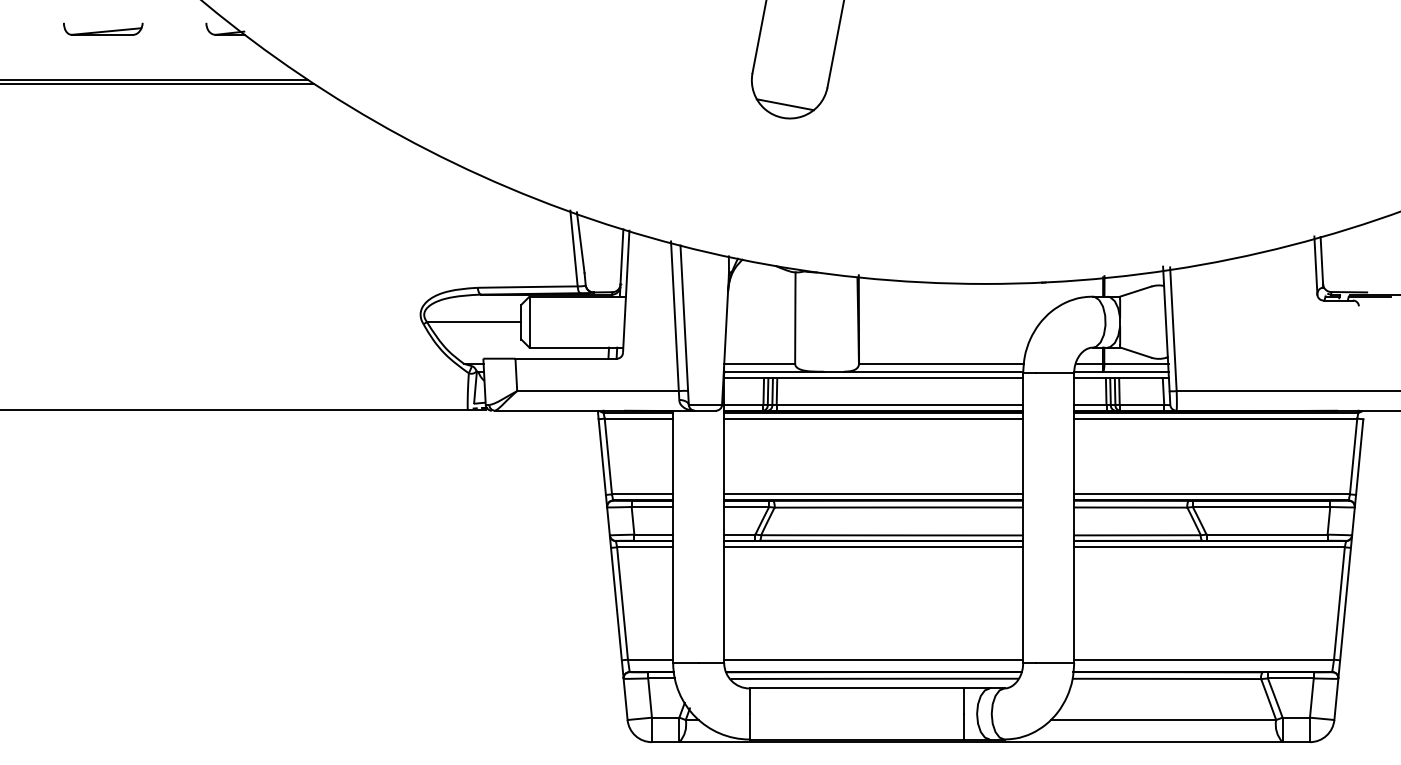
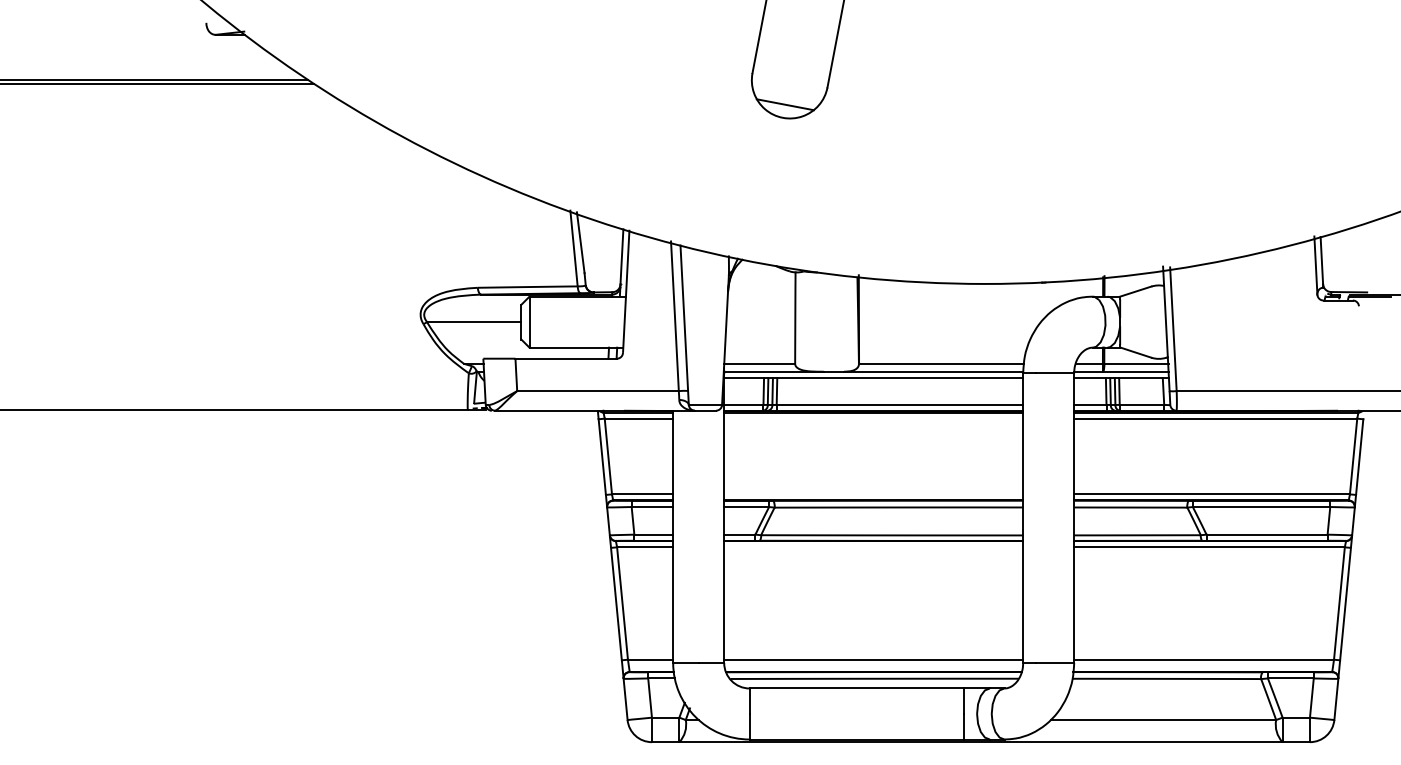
part: present -> none (103, 28)
line: present -> none (873, 418)
line: present -> none (873, 494)
line: present -> none (873, 547)
